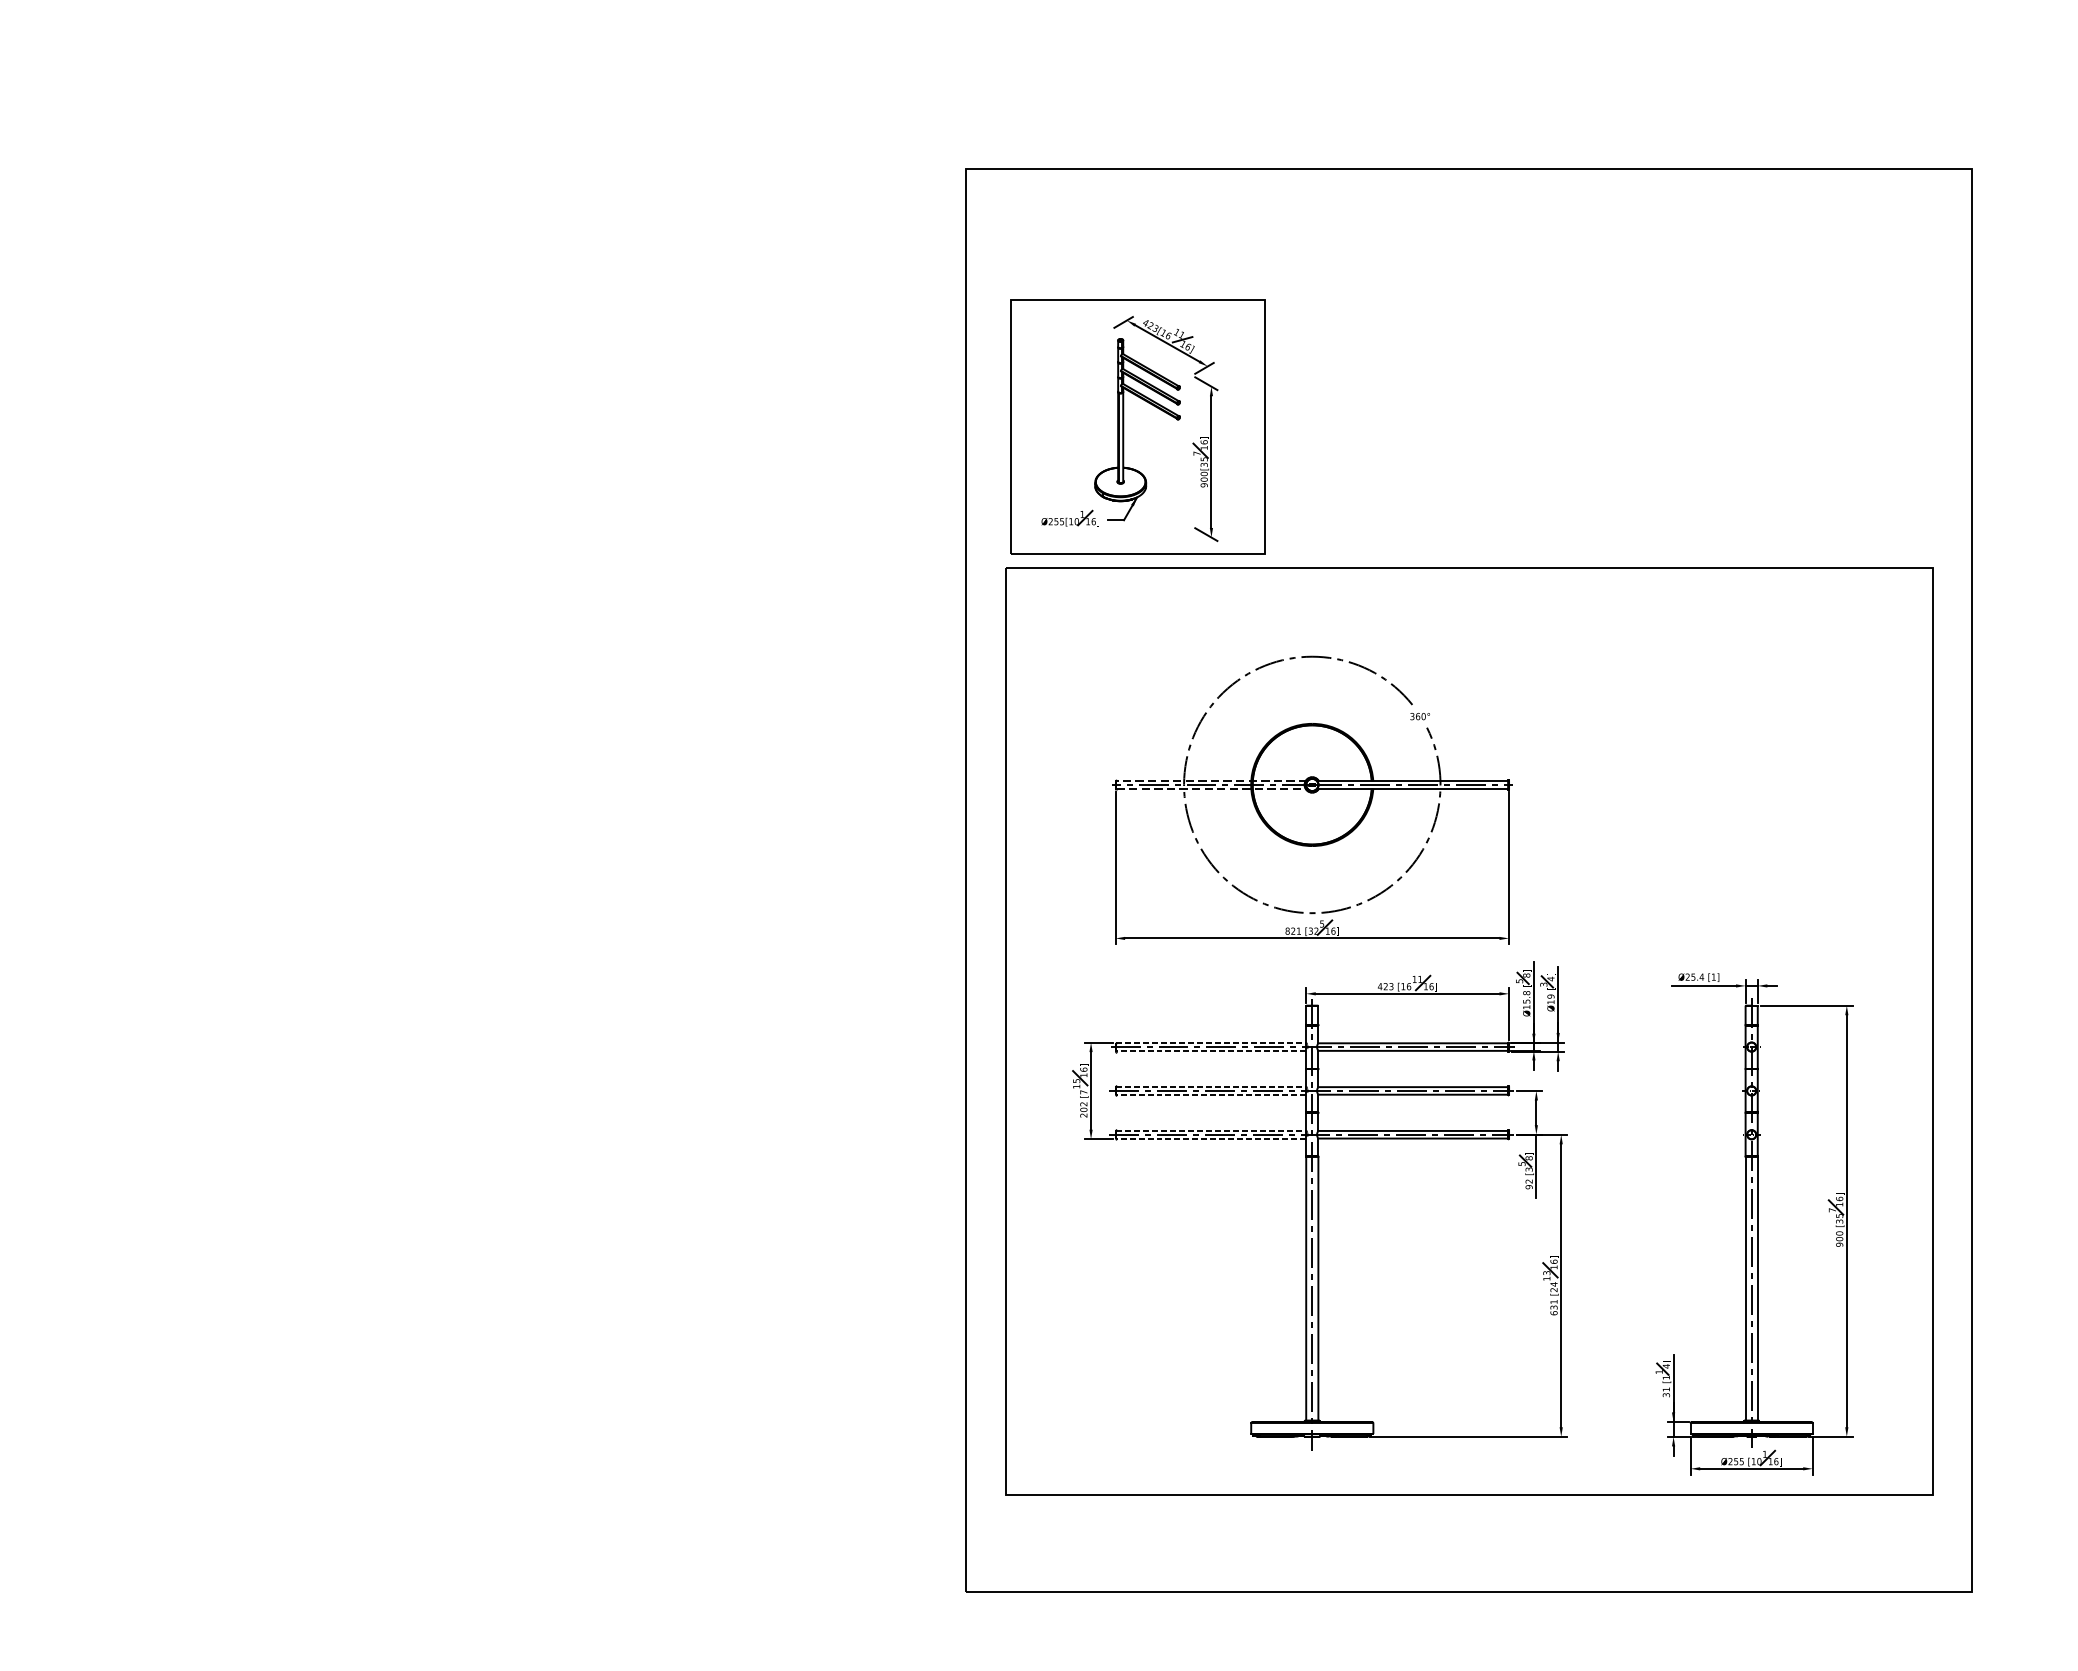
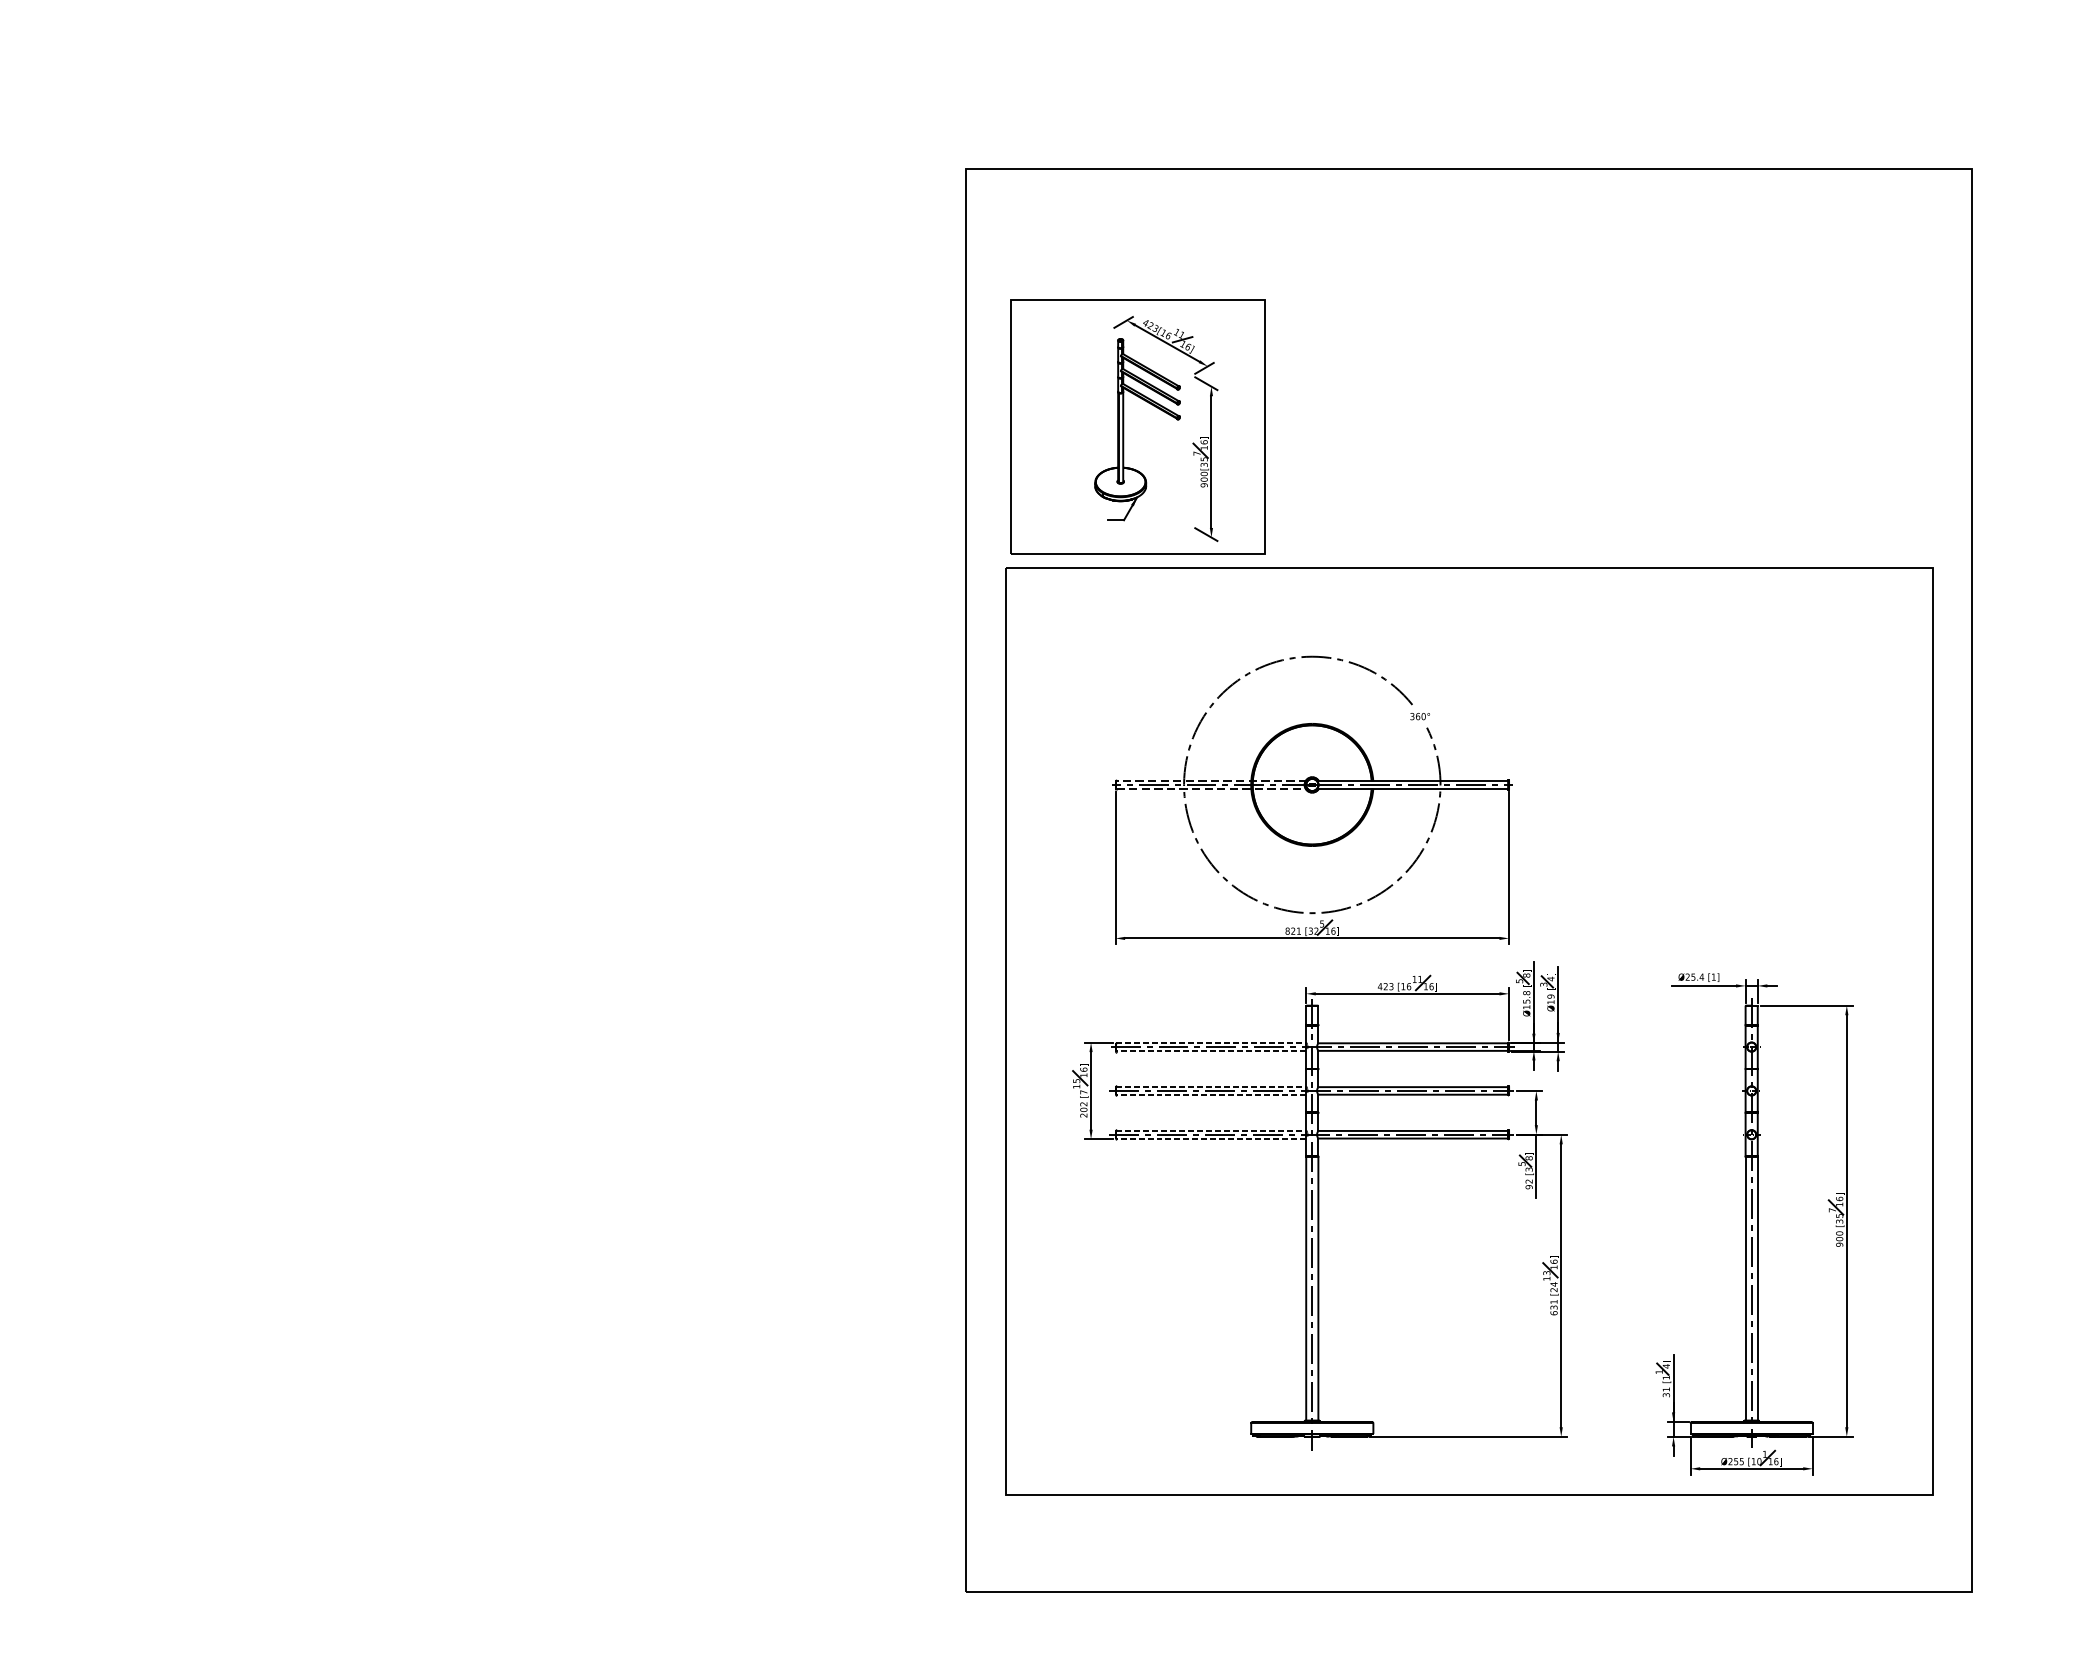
part: present -> none (1069, 517)
